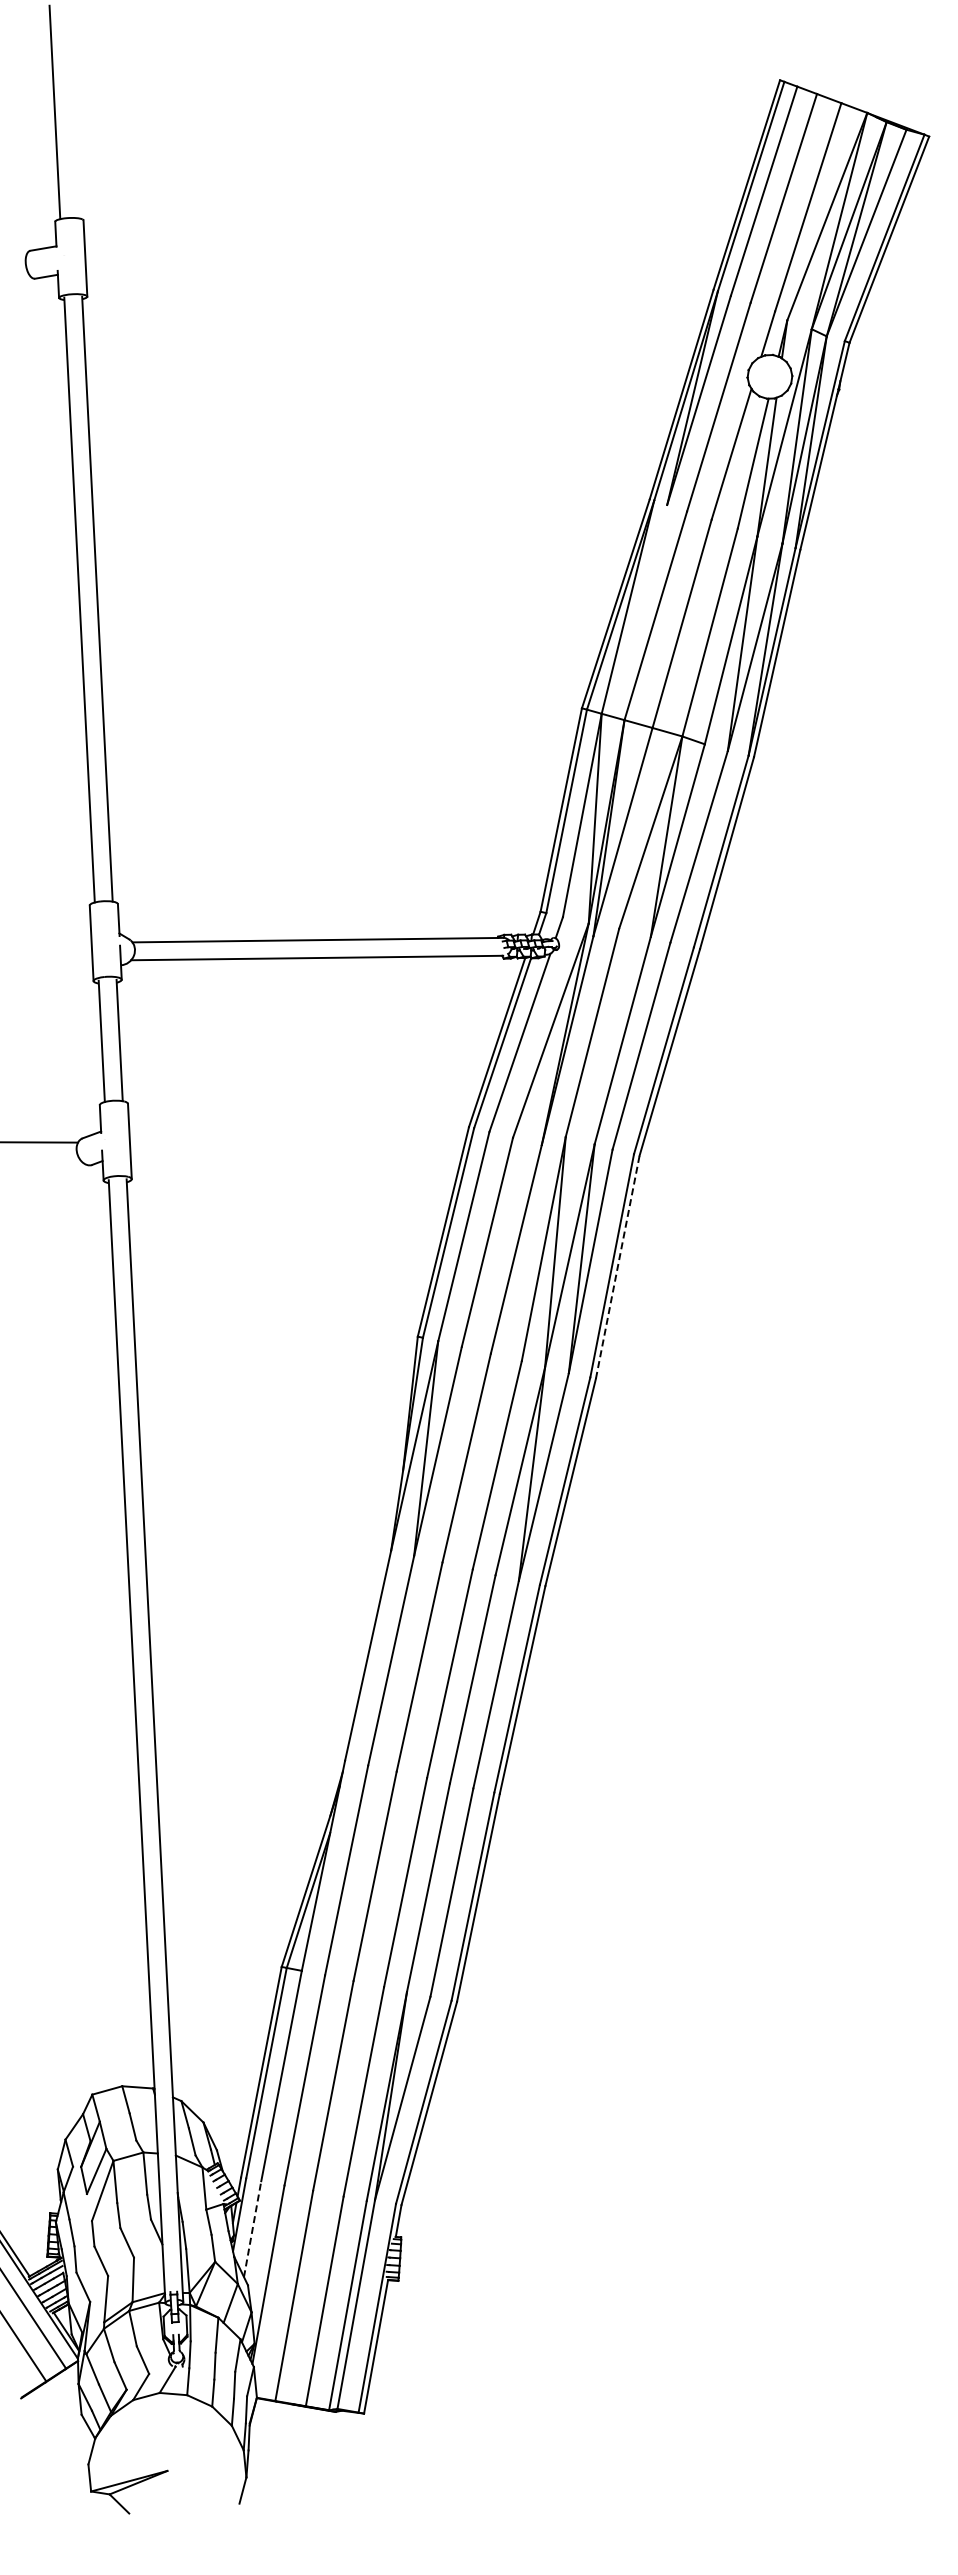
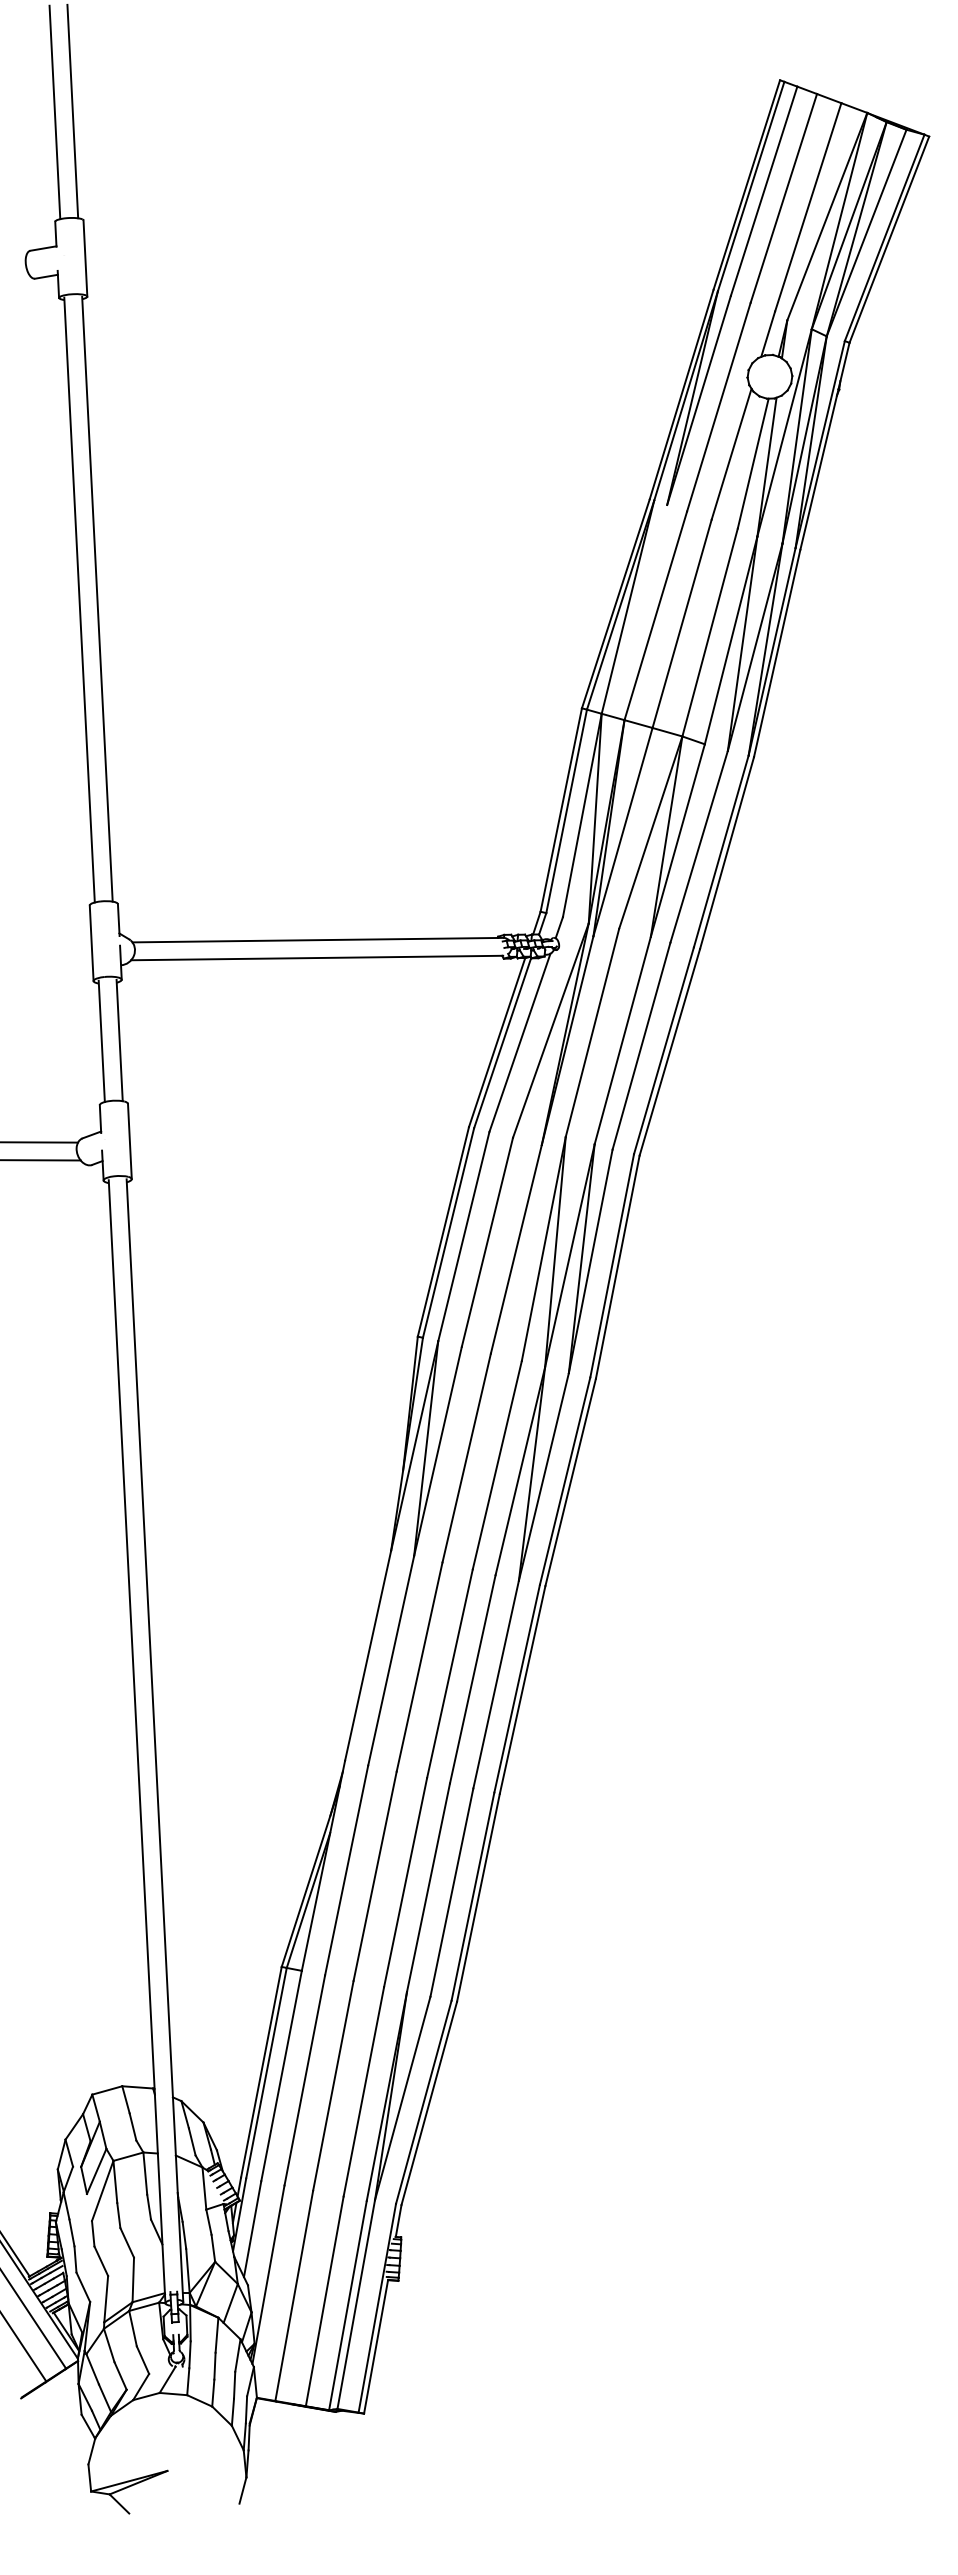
line: none -> present (72, 111)
line: none -> present (41, 1160)
line: dashed -> solid (617, 1267)
line: dashed -> solid (252, 2229)
